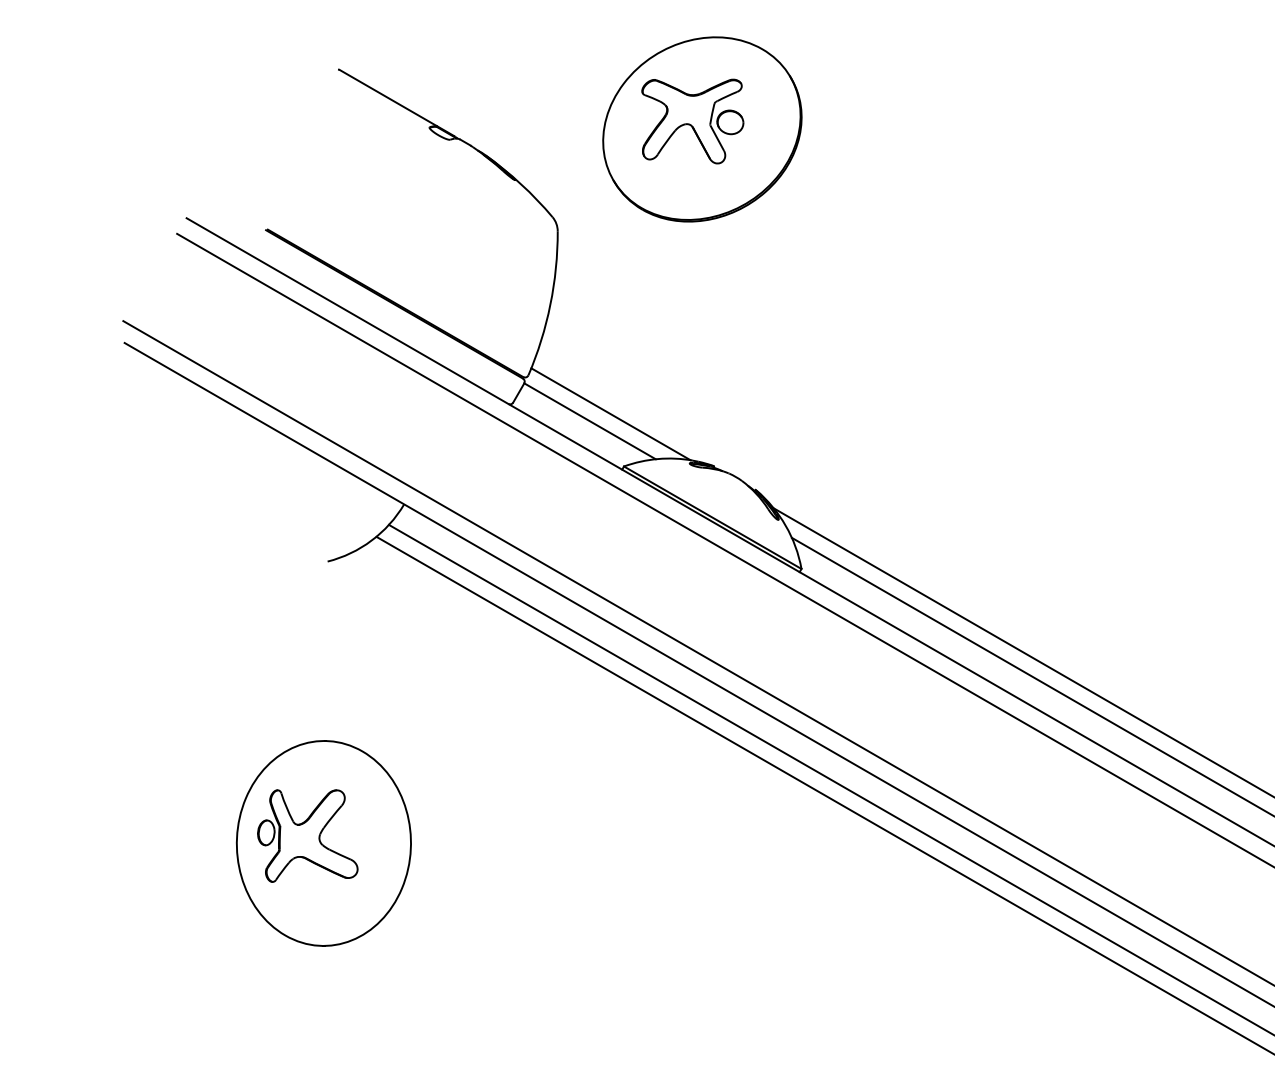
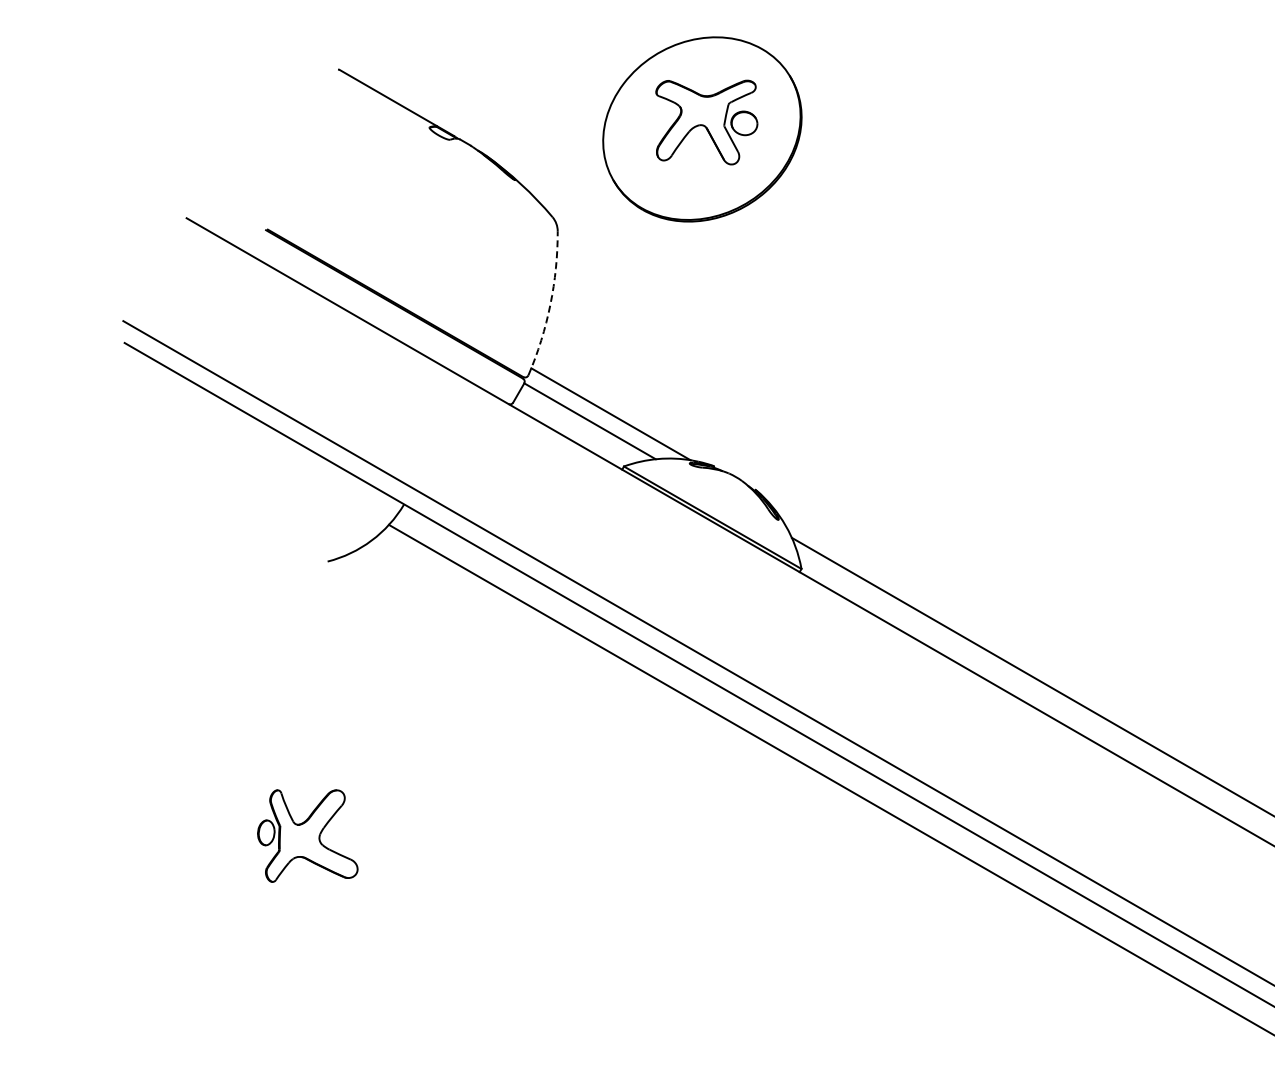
part position: (692, 121) -> (706, 122) (706, 122)
arc: solid -> dashed (550, 304)
line: present -> none (724, 549)
line: present -> none (1022, 651)
line: present -> none (823, 794)
part: present -> none (323, 843)
